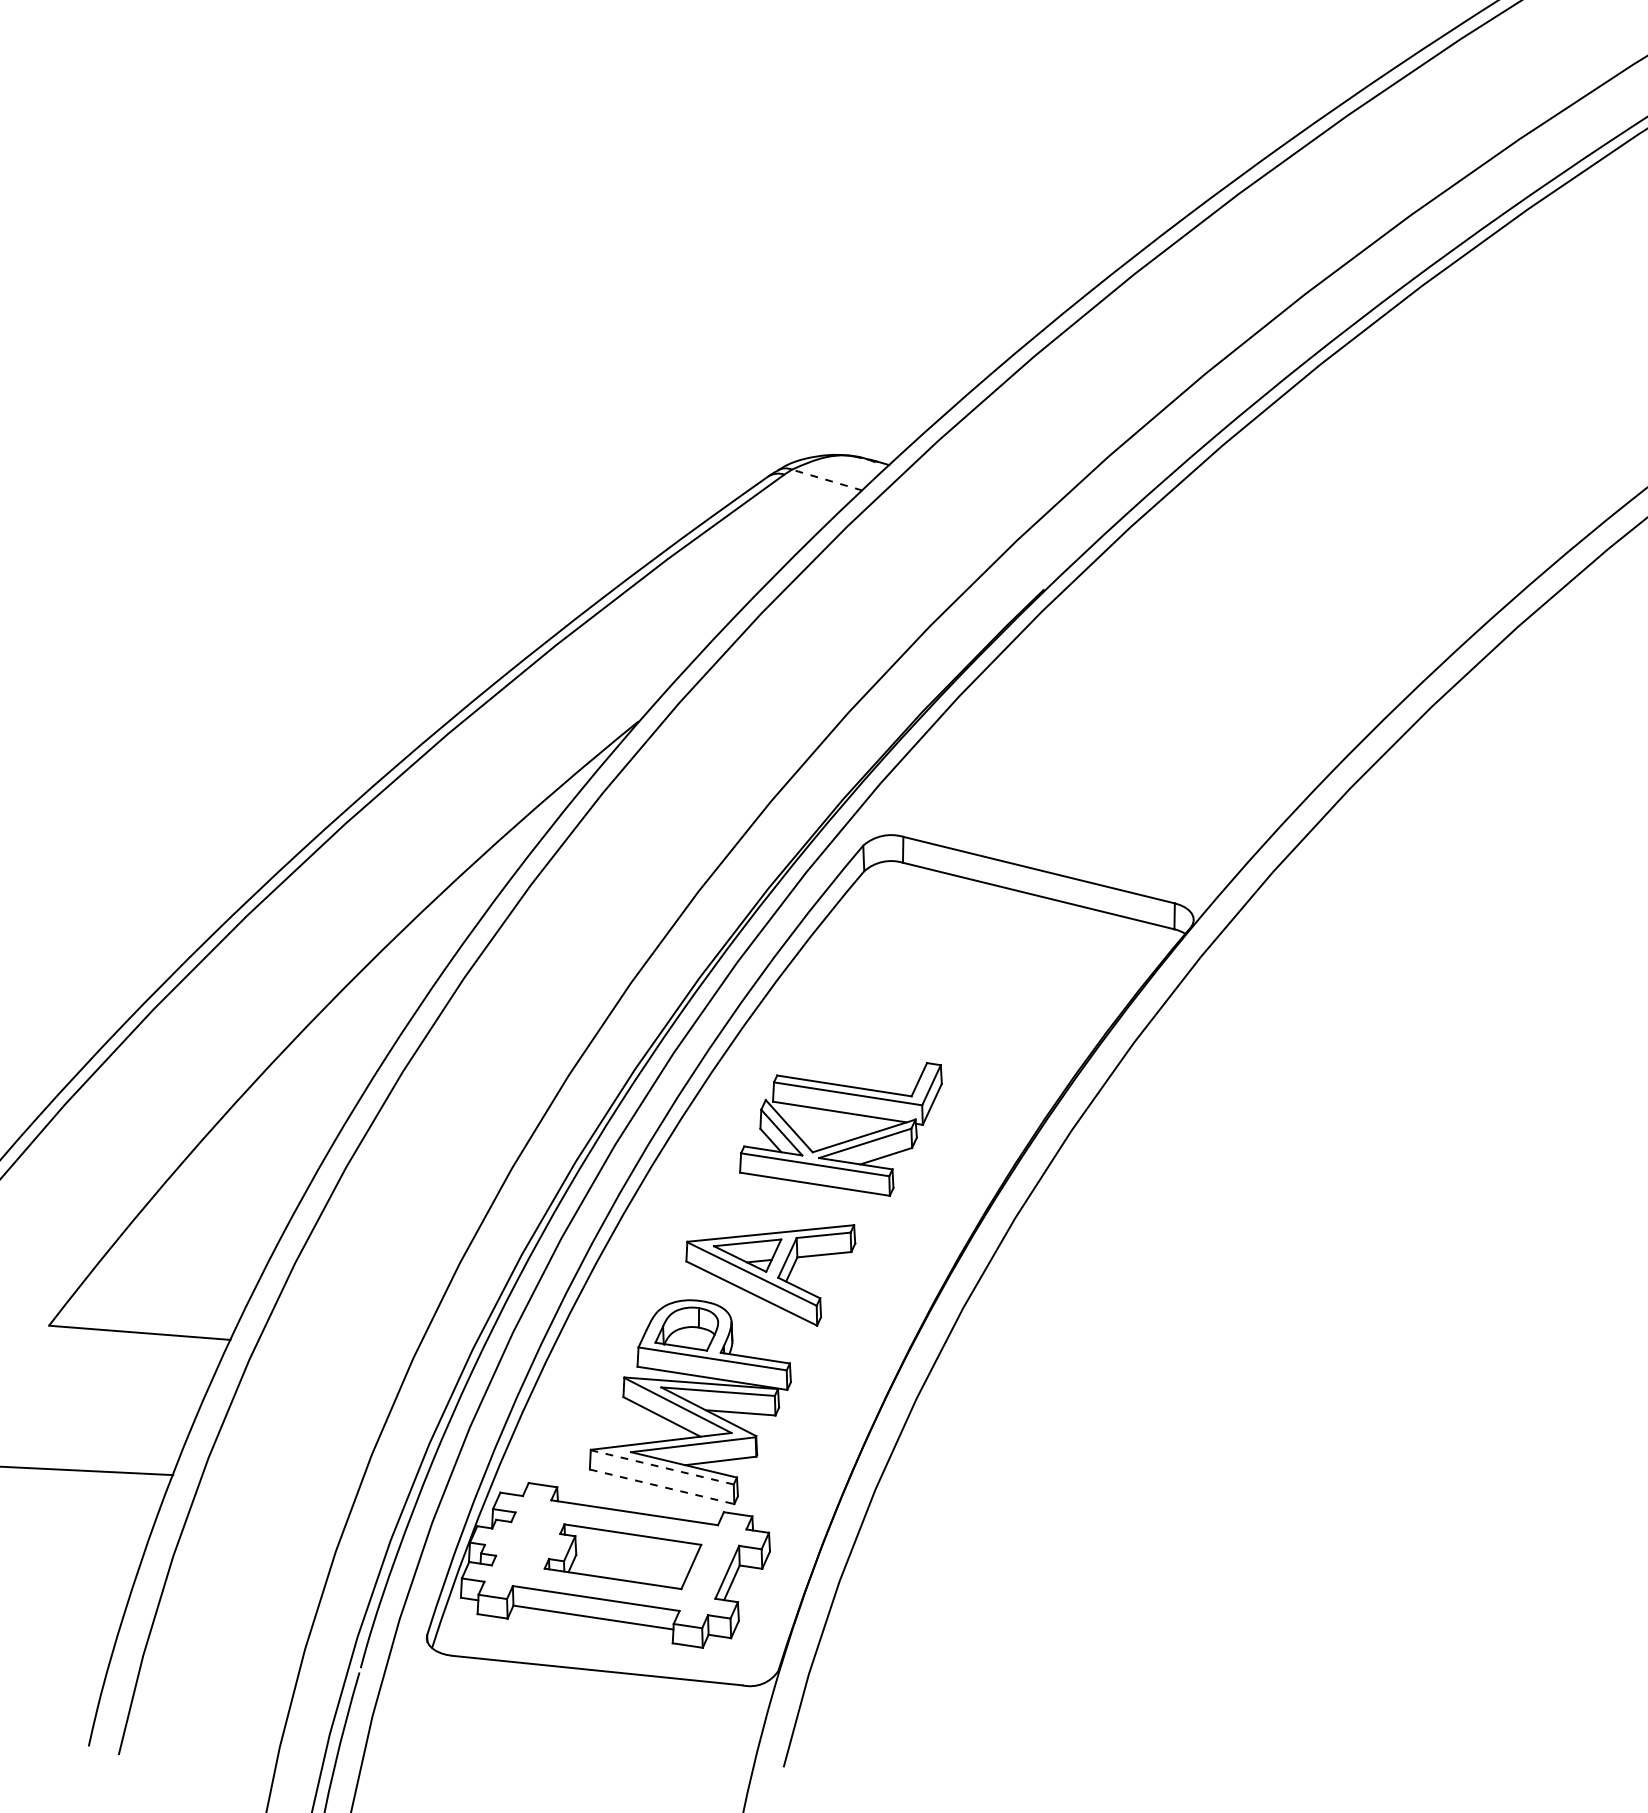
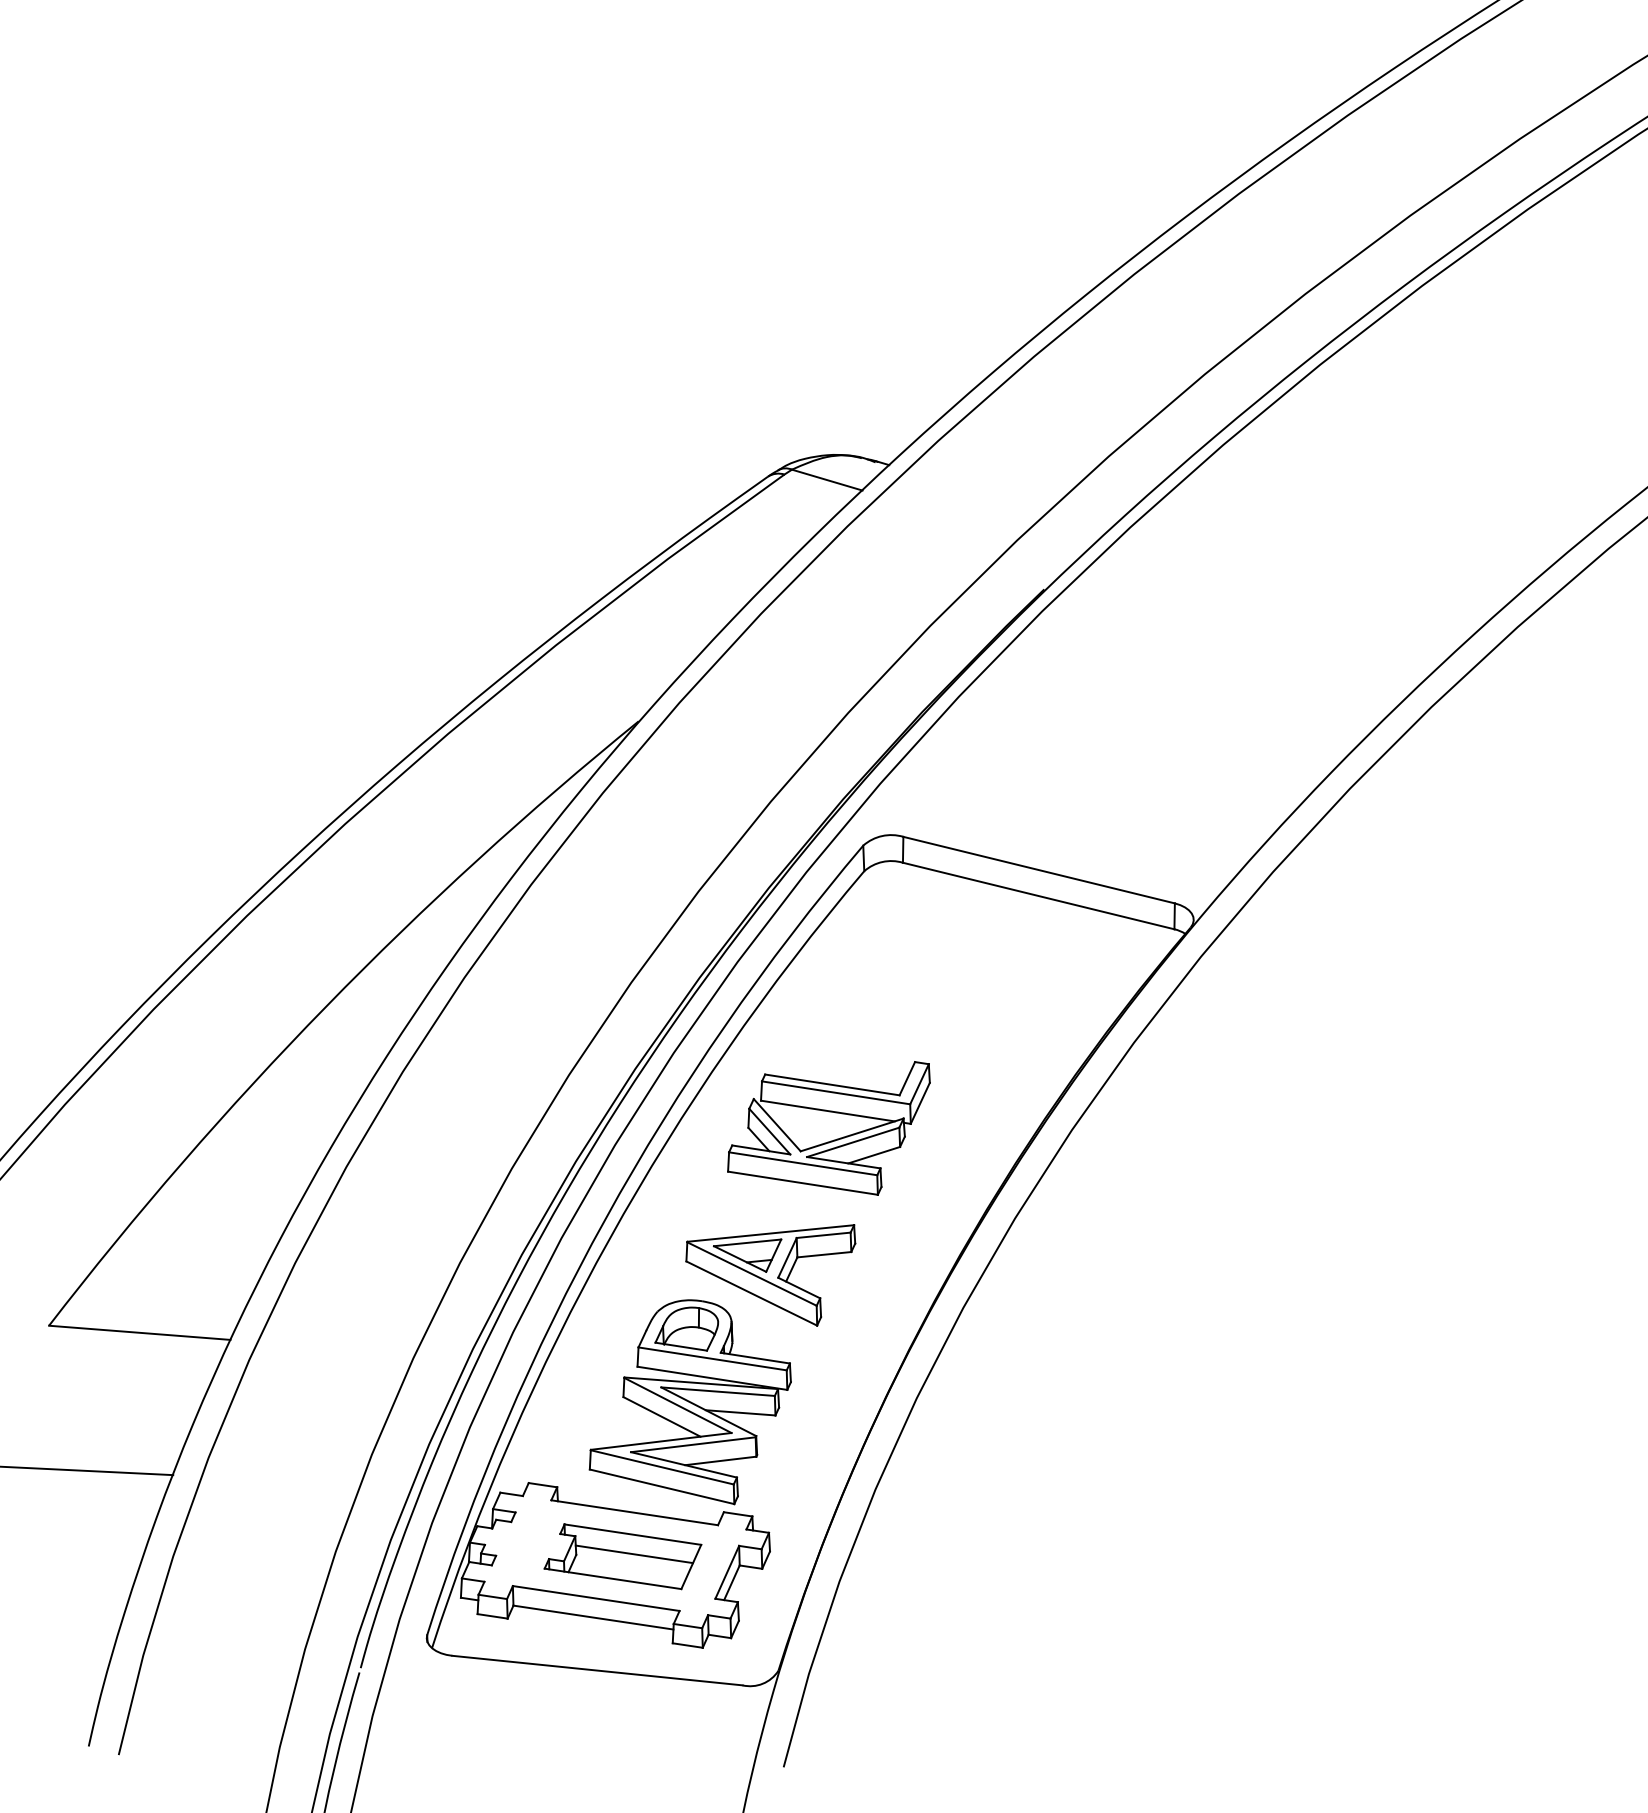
line: dashed -> solid (827, 480)
part position: (842, 1141) -> (830, 1140) (830, 1140)
line: dashed -> solid (662, 1467)
line: dashed -> solid (662, 1486)
line: none -> present (634, 1554)
